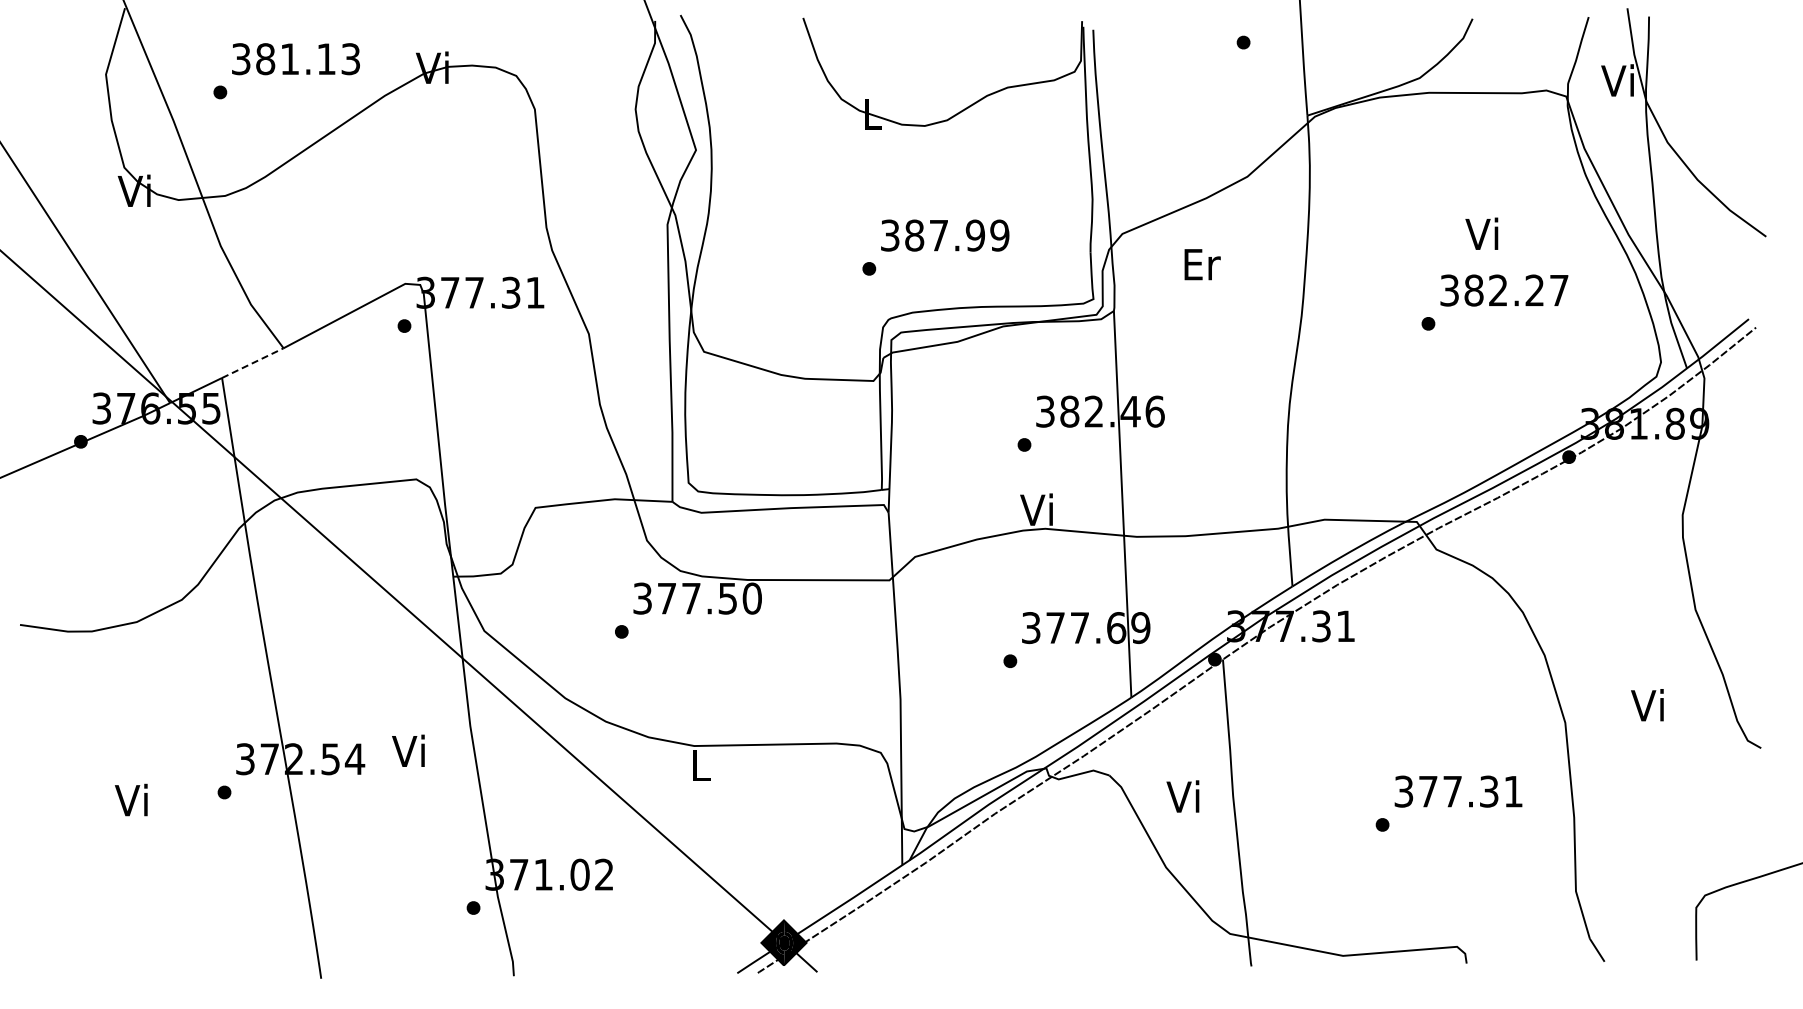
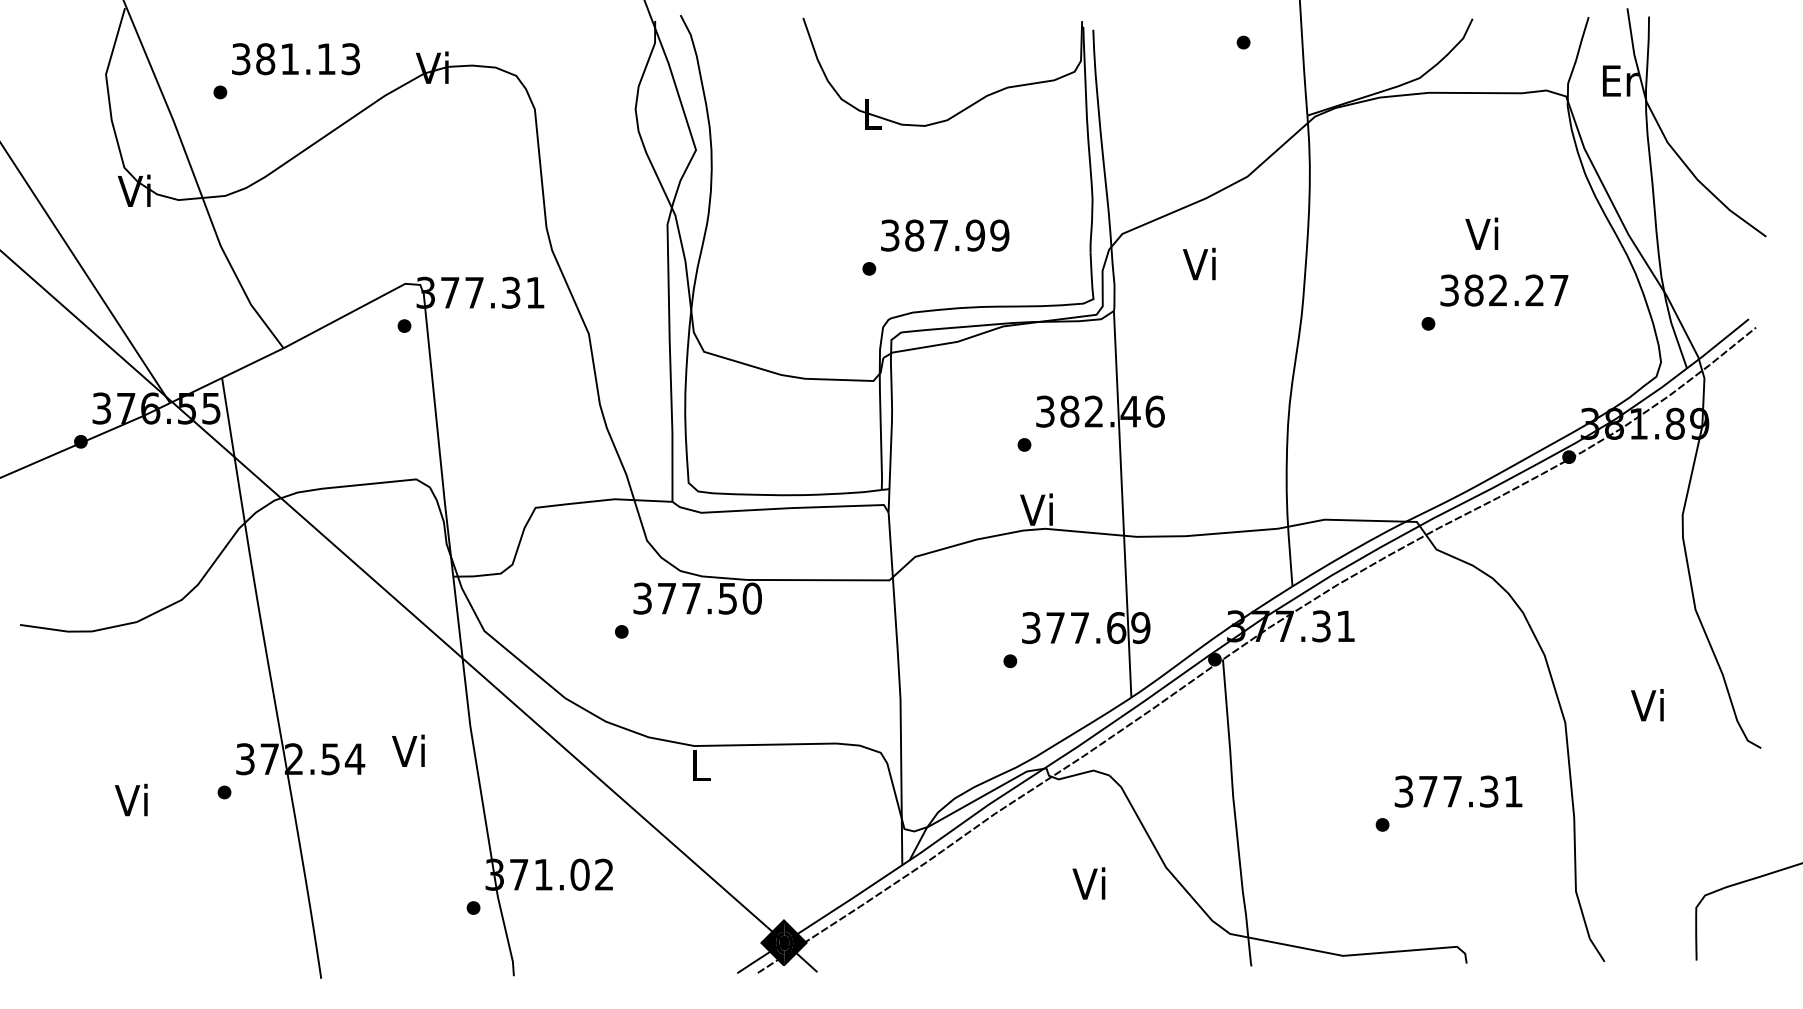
text: Vi -> Er (1619, 80)
text: Er -> Vi (1201, 263)
line: dashed -> solid (253, 362)
text position: (1182, 796) -> (1088, 883) (1088, 883)
